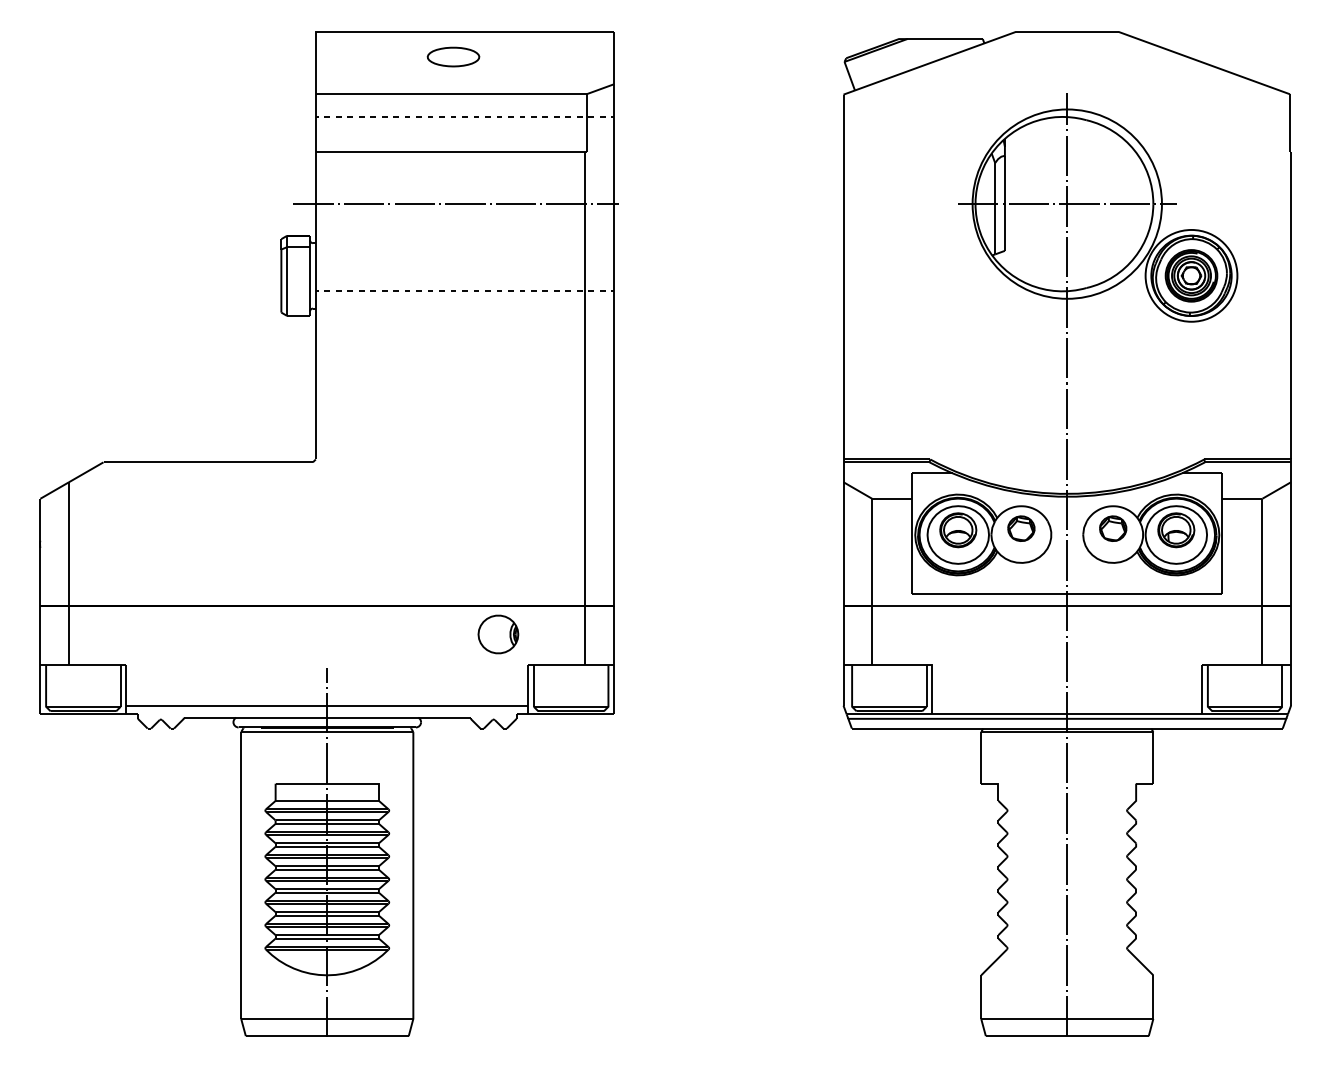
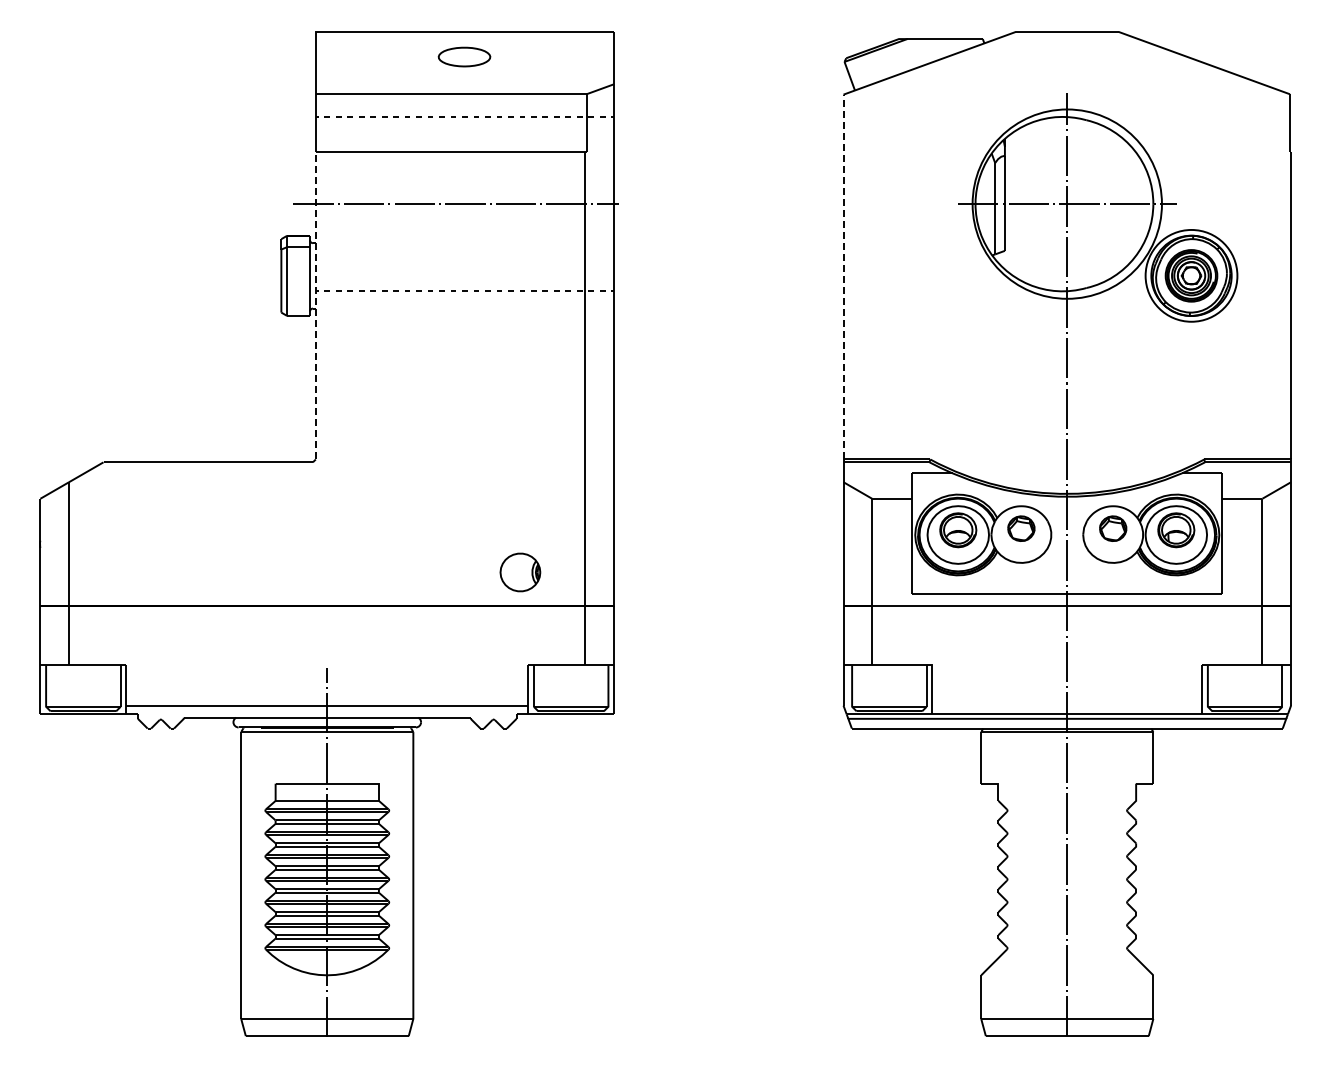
part position: (453, 56) -> (464, 56) (464, 56)
line: solid -> dashed (843, 276)
line: solid -> dashed (315, 305)
part position: (498, 634) -> (520, 572) (520, 572)
